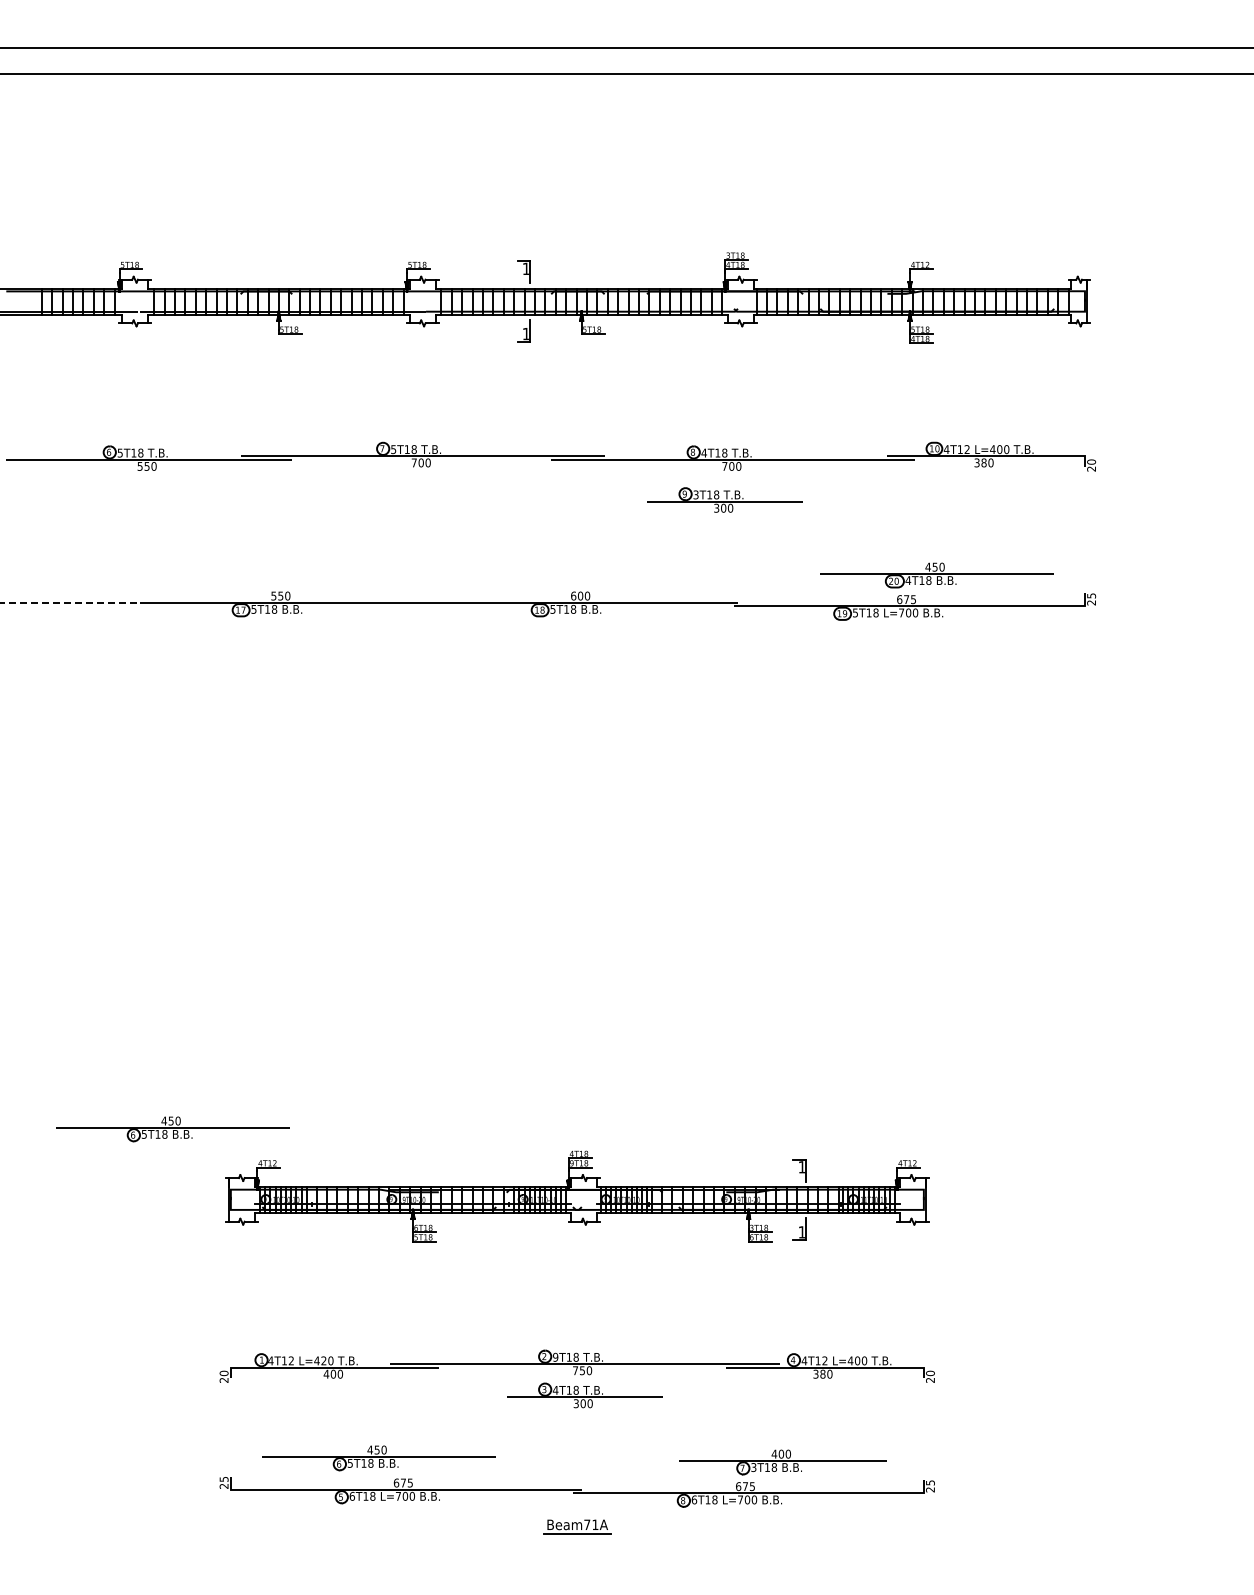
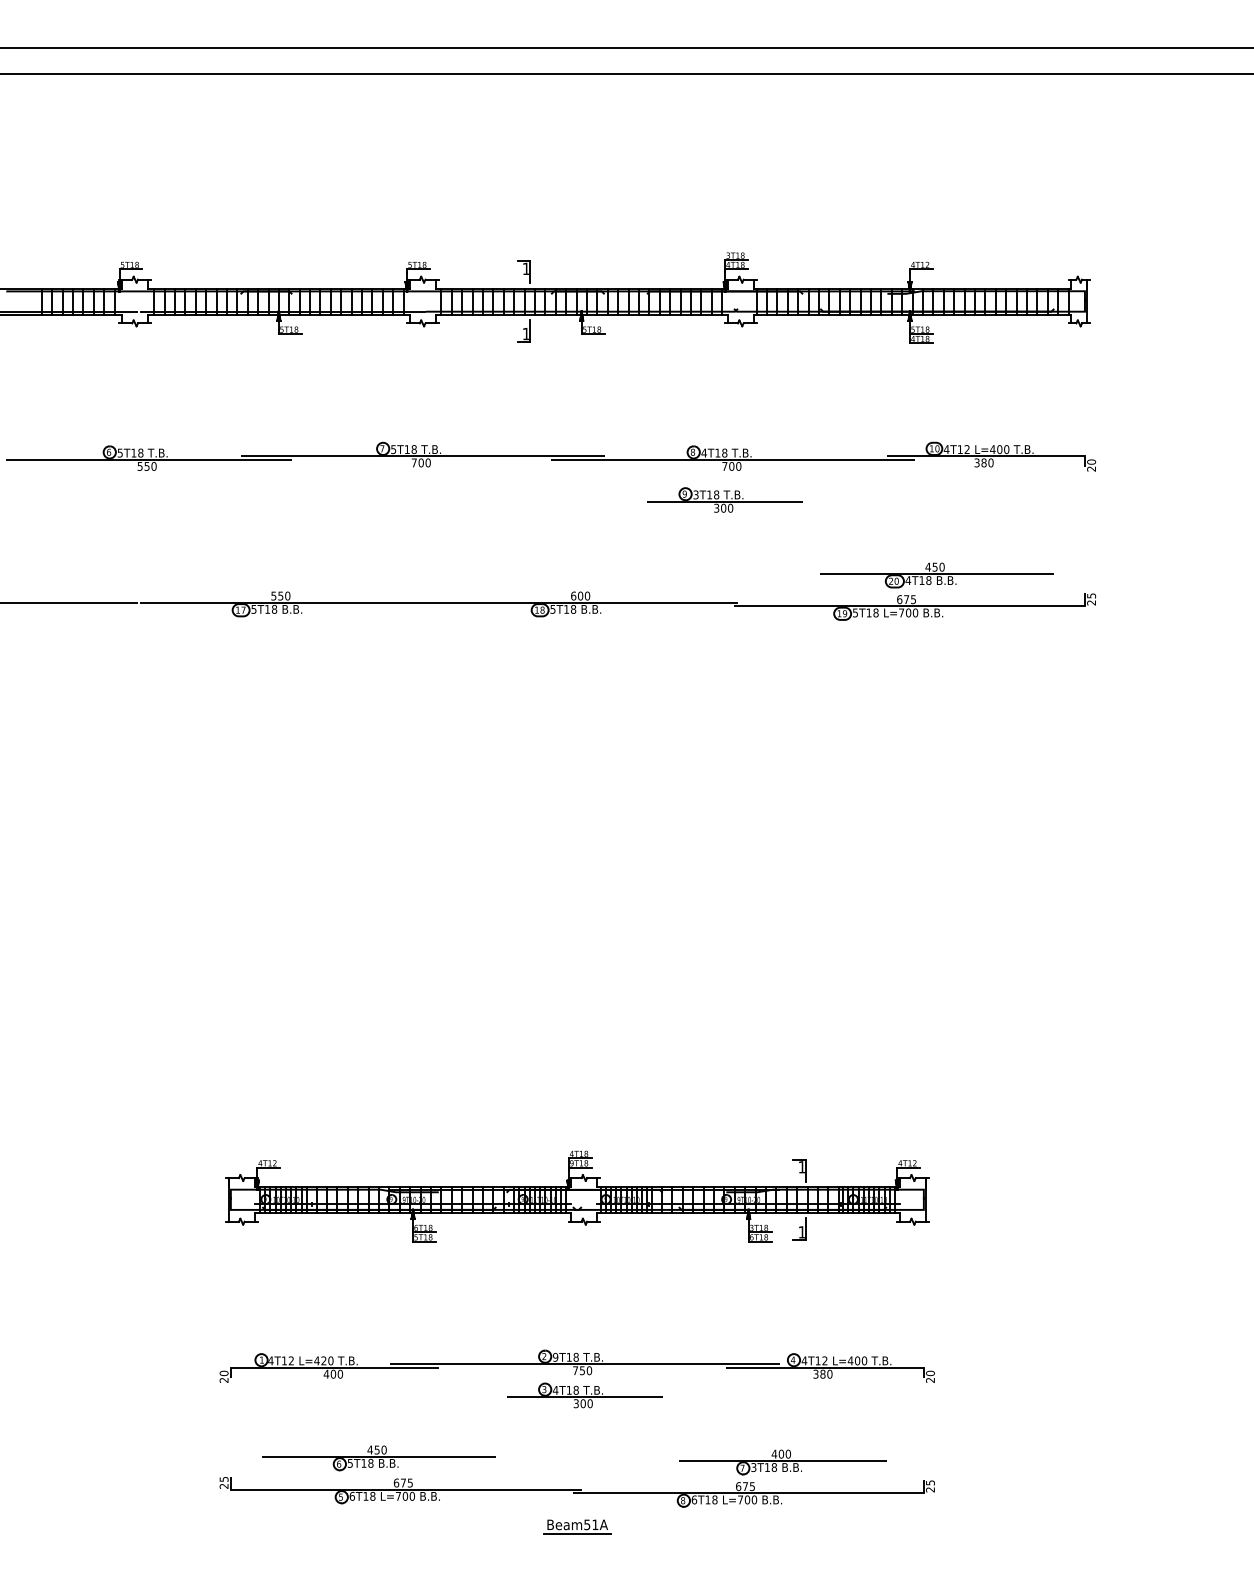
line: dashed -> solid (69, 602)
part: present -> none (172, 1129)
text: Beam71A -> Beam51A (587, 1524)
